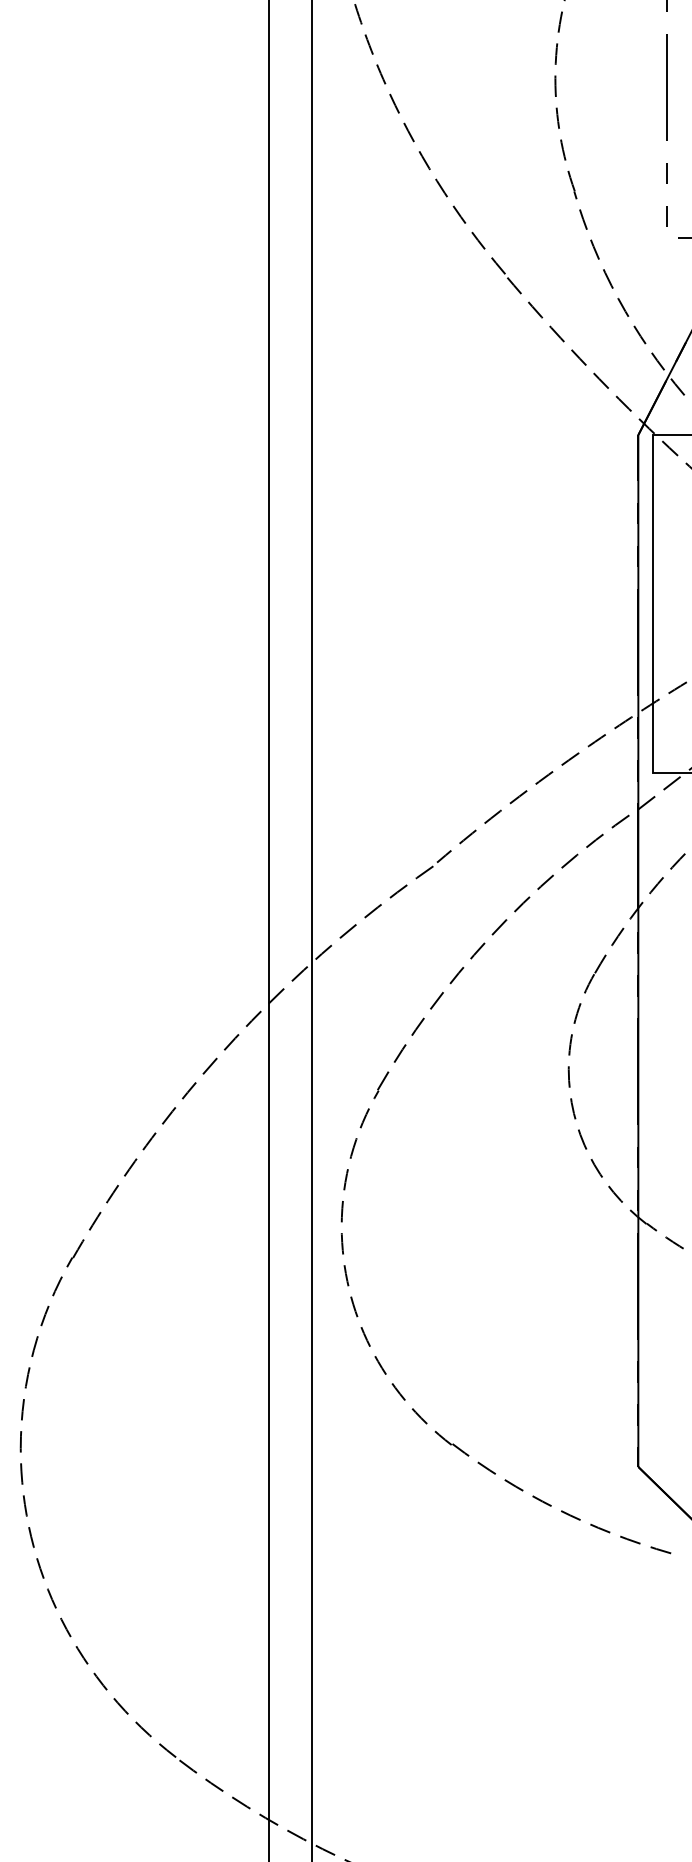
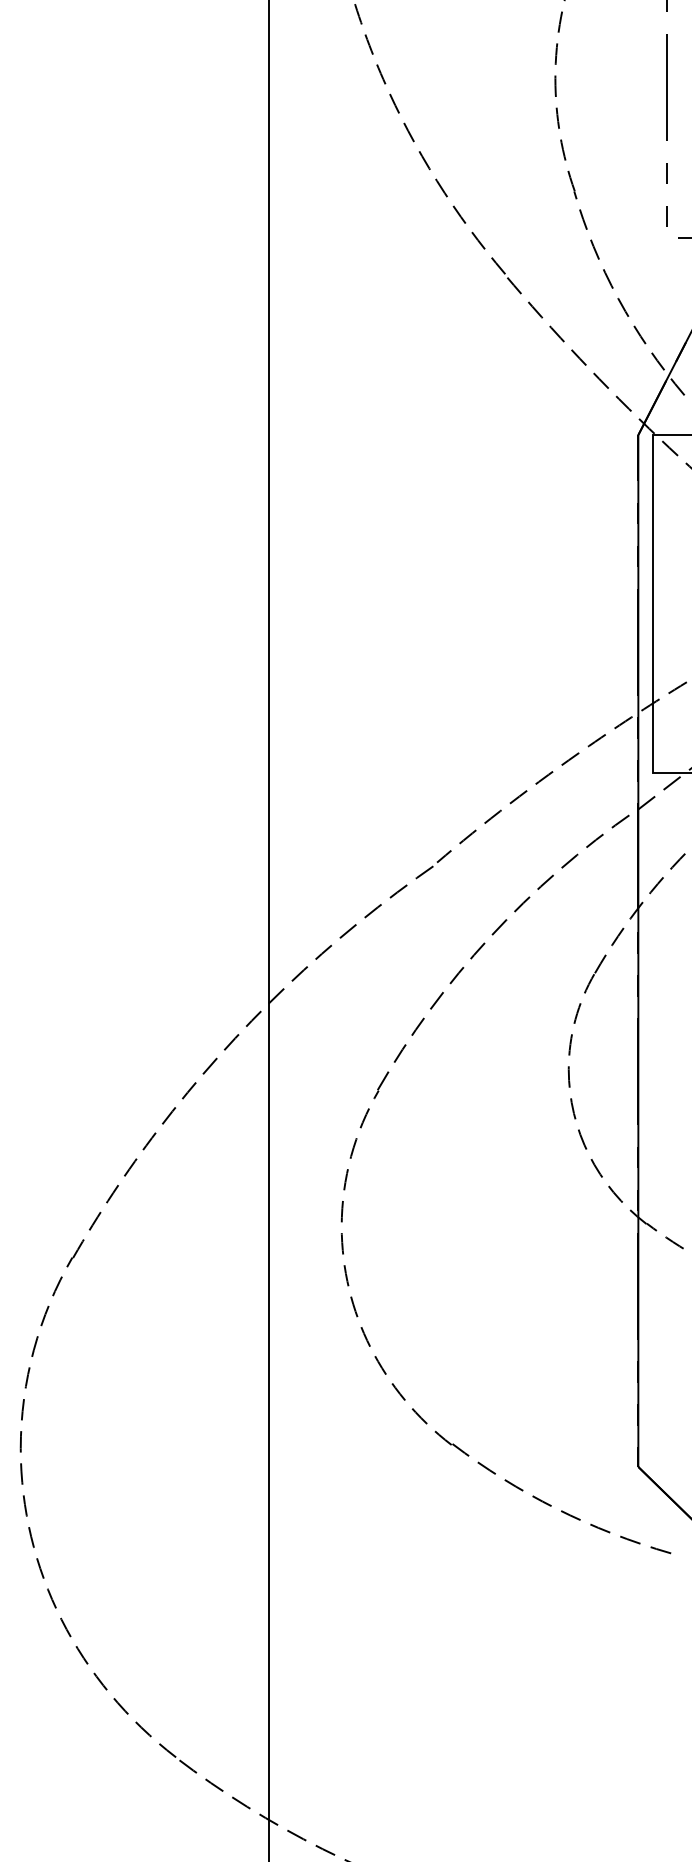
line: present -> none (311, 930)
